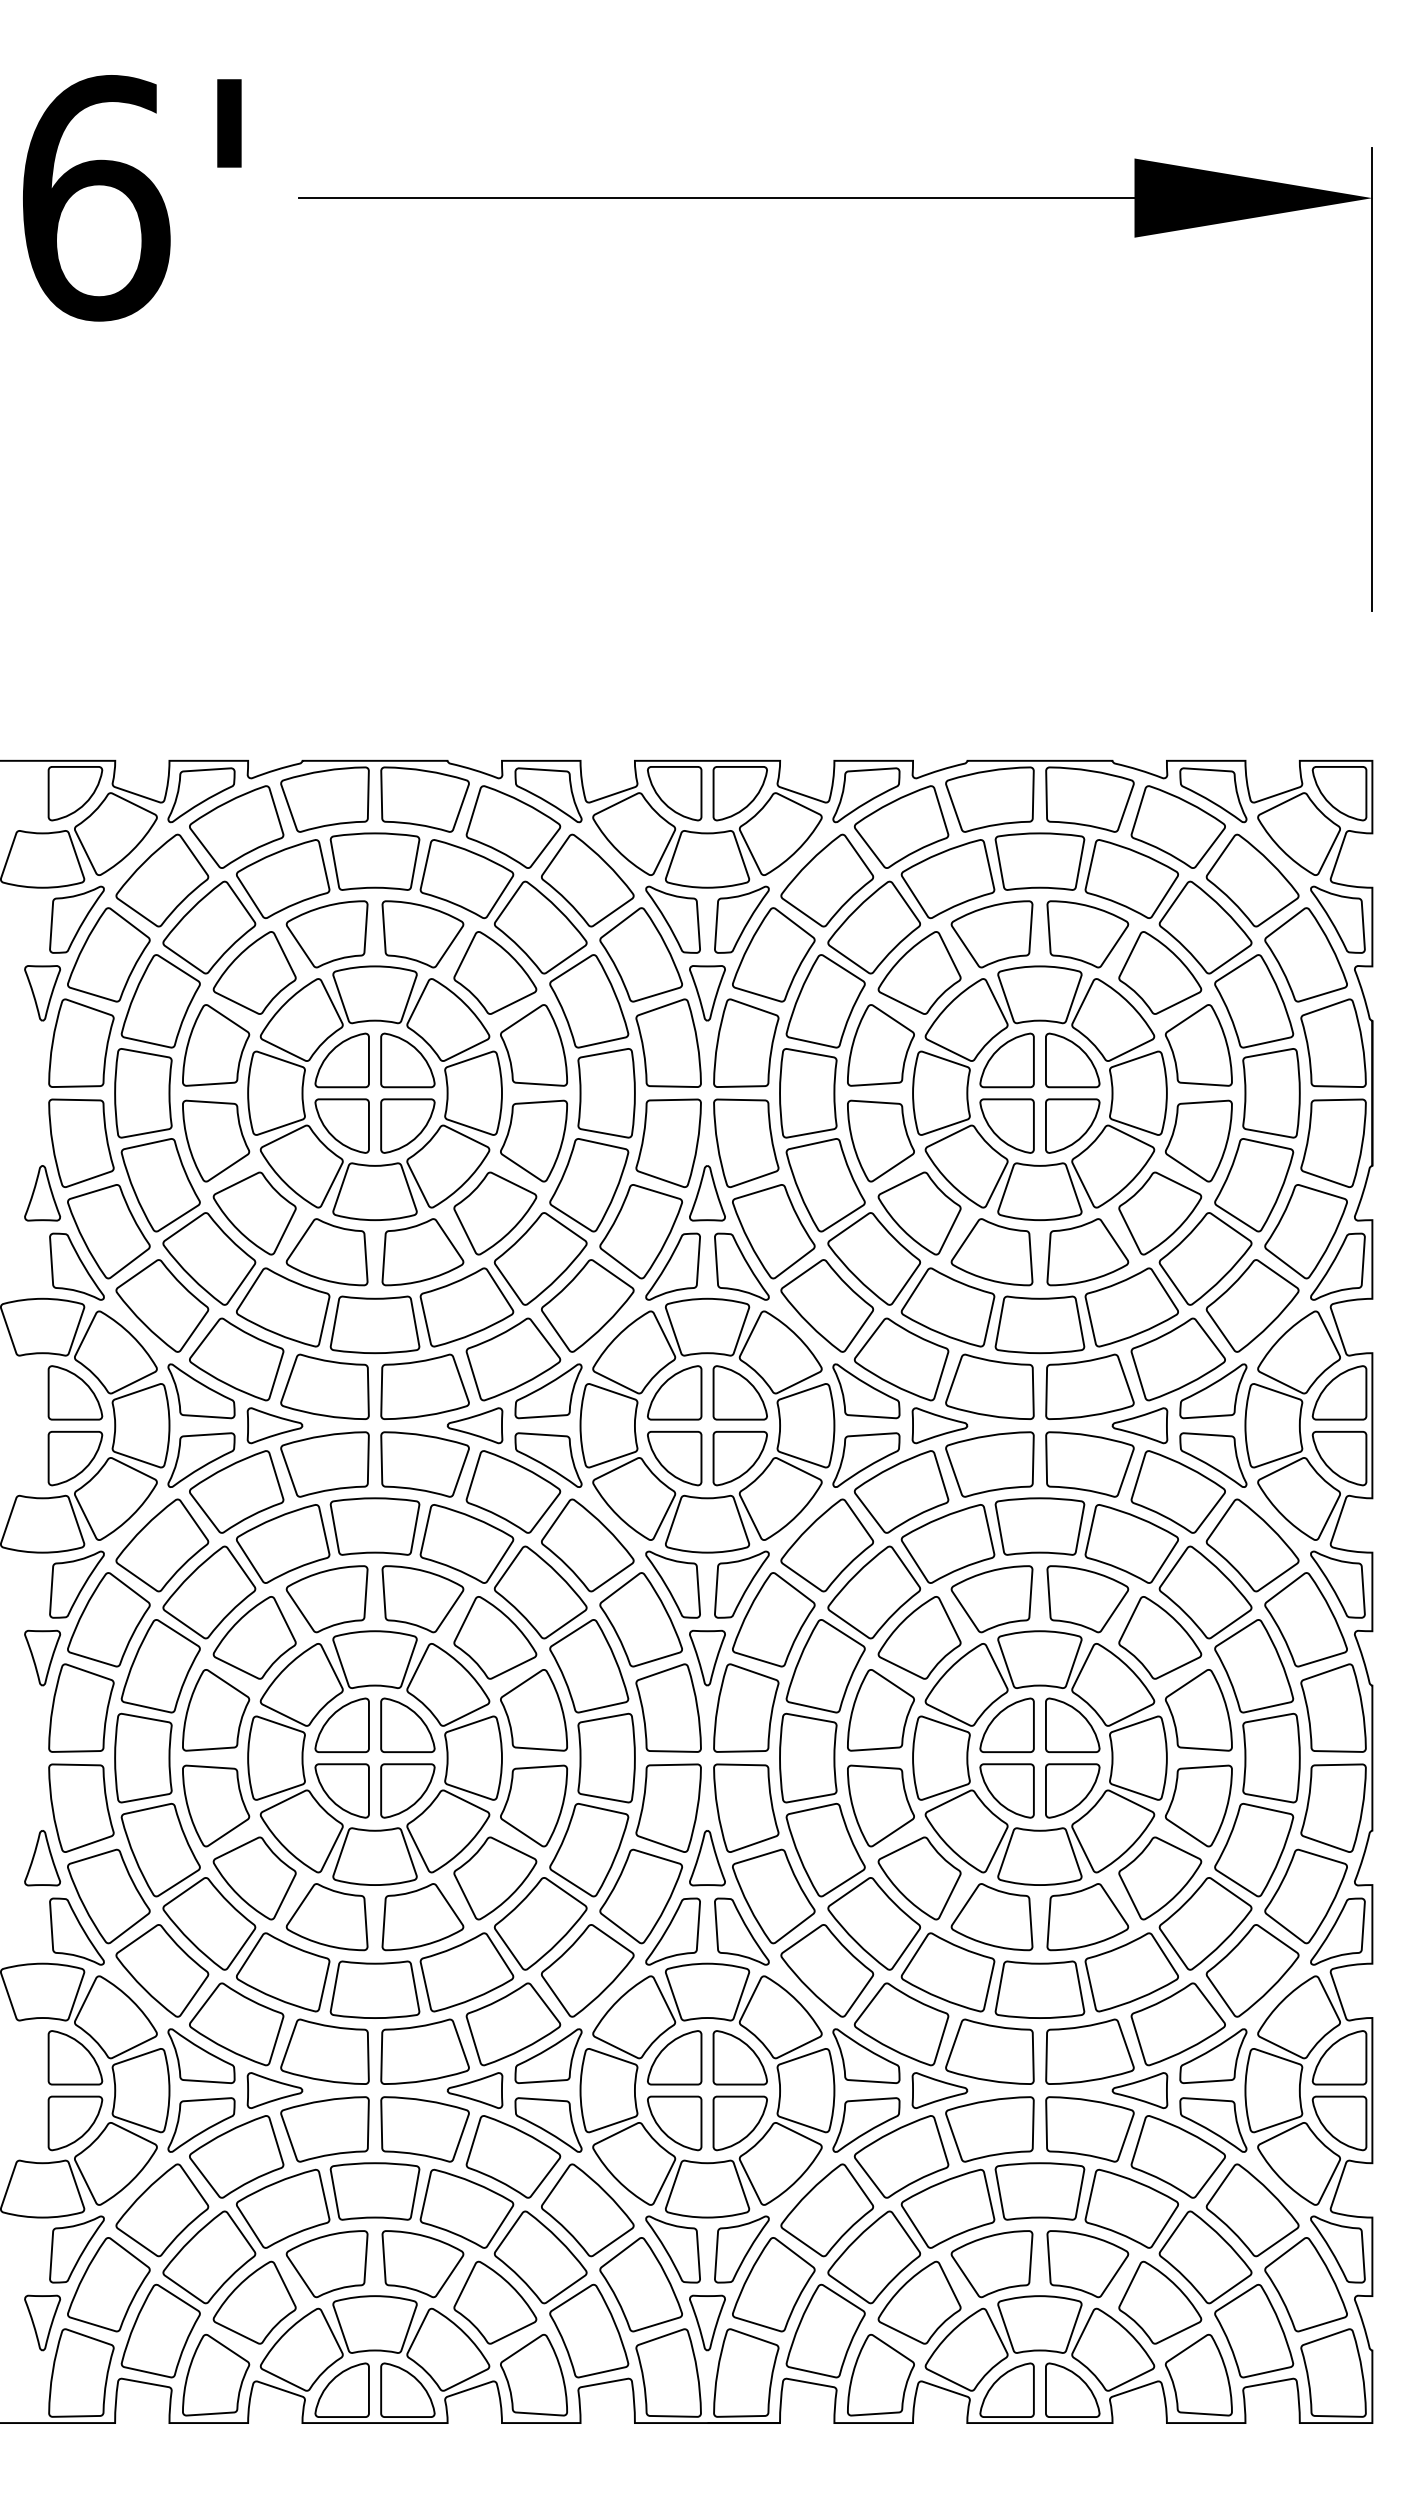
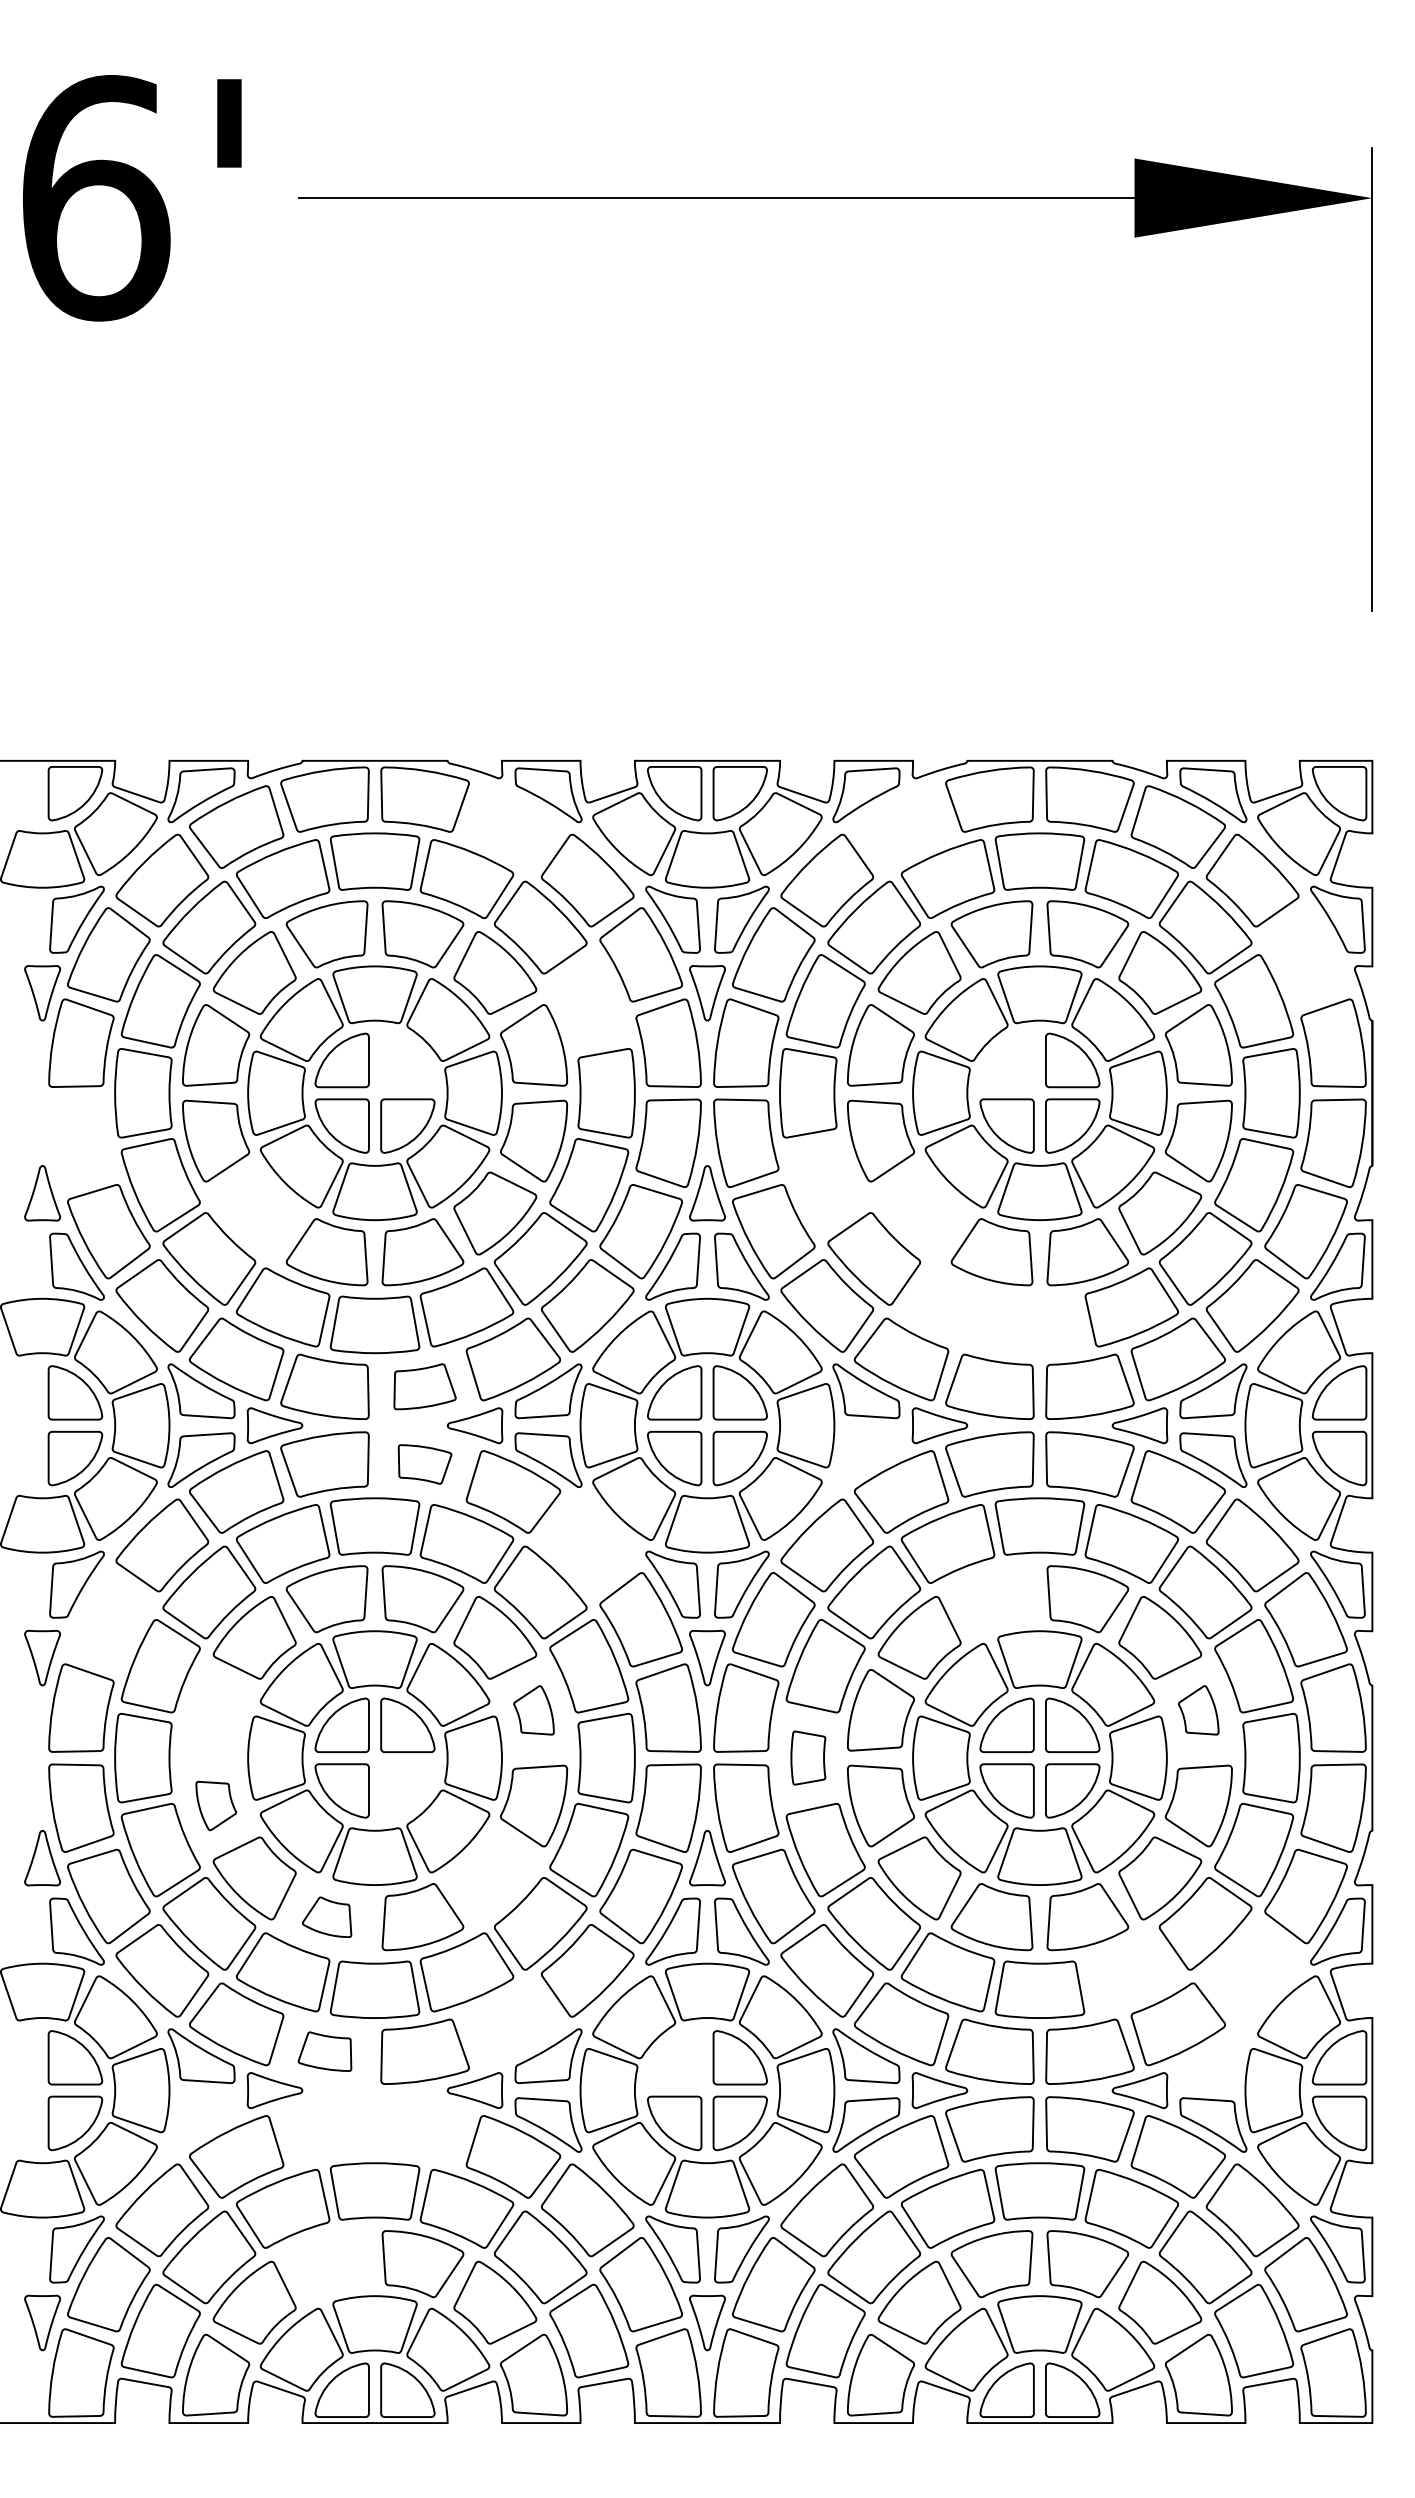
part: present -> none (513, 826)
part: present -> none (901, 826)
part: present -> none (1305, 954)
part: present -> none (589, 1001)
part: present -> none (407, 1060)
part: present -> none (1006, 1060)
part: present -> none (81, 1142)
part: present -> none (825, 1185)
part: present -> none (254, 1213)
part: present -> none (919, 1213)
part: present -> none (992, 1310)
part size: 90x67 px -> 64x48 px (424, 1386)
part: present -> none (866, 1459)
part size: 90x67 px -> 56x41 px (424, 1464)
part: present -> none (587, 1545)
part: present -> none (991, 1599)
part: present -> none (108, 1619)
part: present -> none (216, 1710)
part size: 68x83 px -> 42x51 px (533, 1710)
part size: 69x83 px -> 42x51 px (1198, 1710)
part size: 59x92 px -> 37x56 px (808, 1757)
part: present -> none (407, 1790)
part size: 69x84 px -> 42x52 px (215, 1805)
part: present -> none (495, 1878)
part size: 84x69 px -> 51x42 px (327, 1916)
part: present -> none (1252, 1970)
part: present -> none (1131, 1972)
part: present -> none (513, 2024)
part size: 90x67 px -> 56x41 px (324, 2051)
part: present -> none (1213, 2055)
part: present -> none (674, 2057)
part: present -> none (201, 2124)
part: present -> none (324, 2129)
part: present -> none (424, 2129)
part: present -> none (326, 2264)
